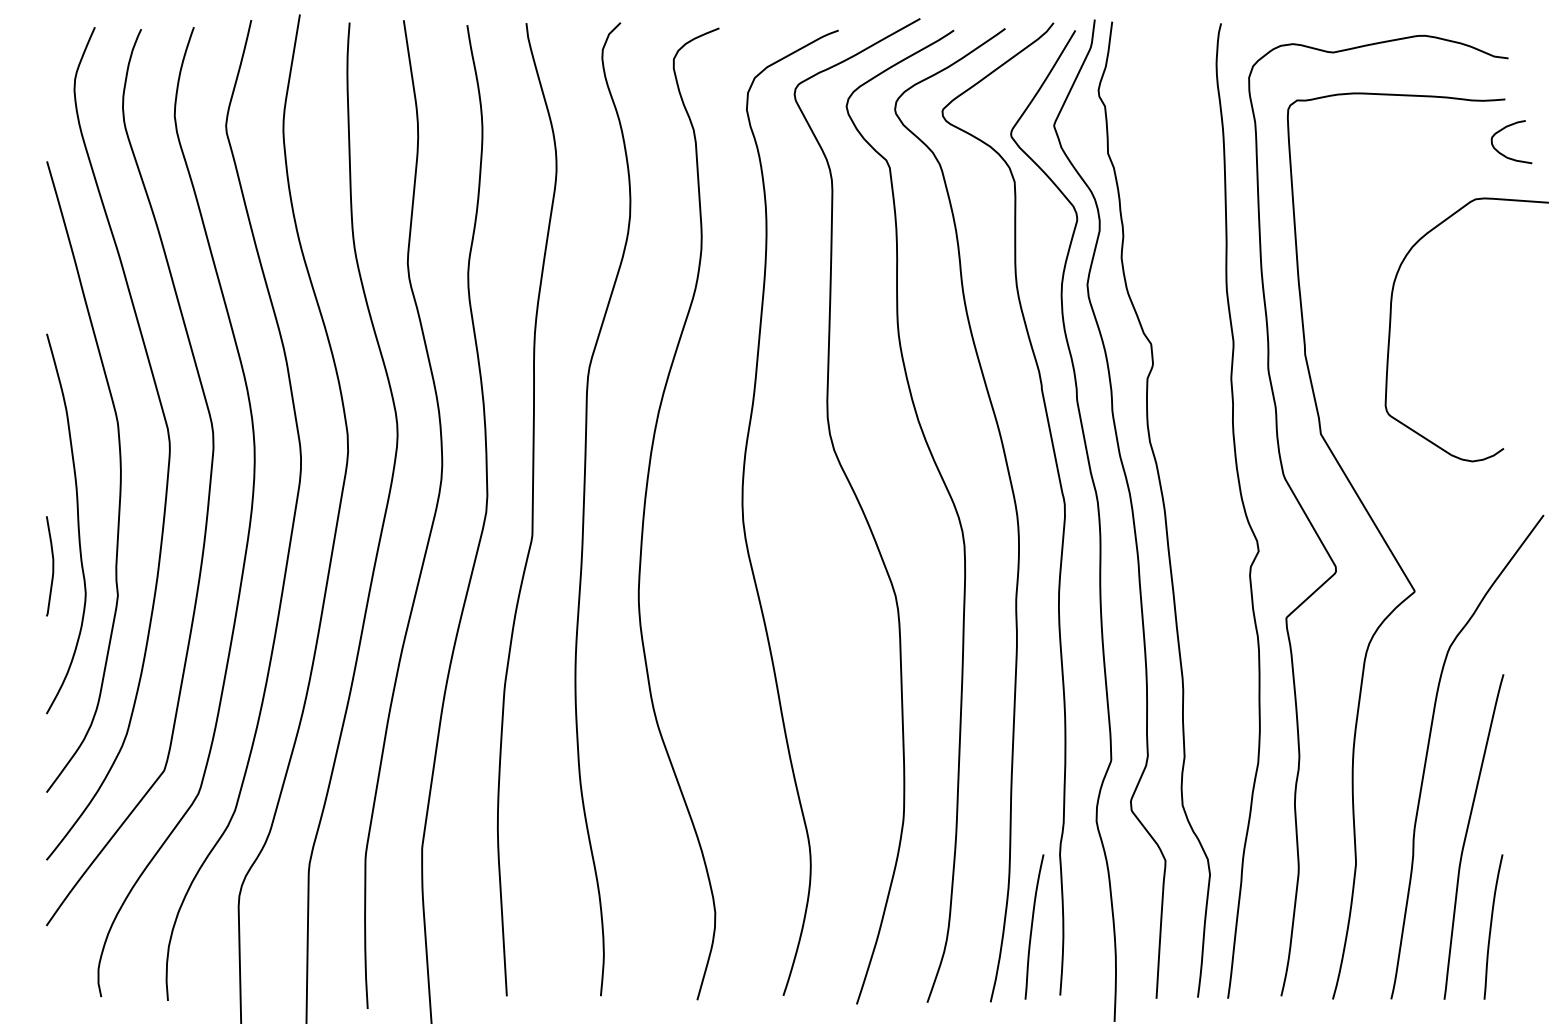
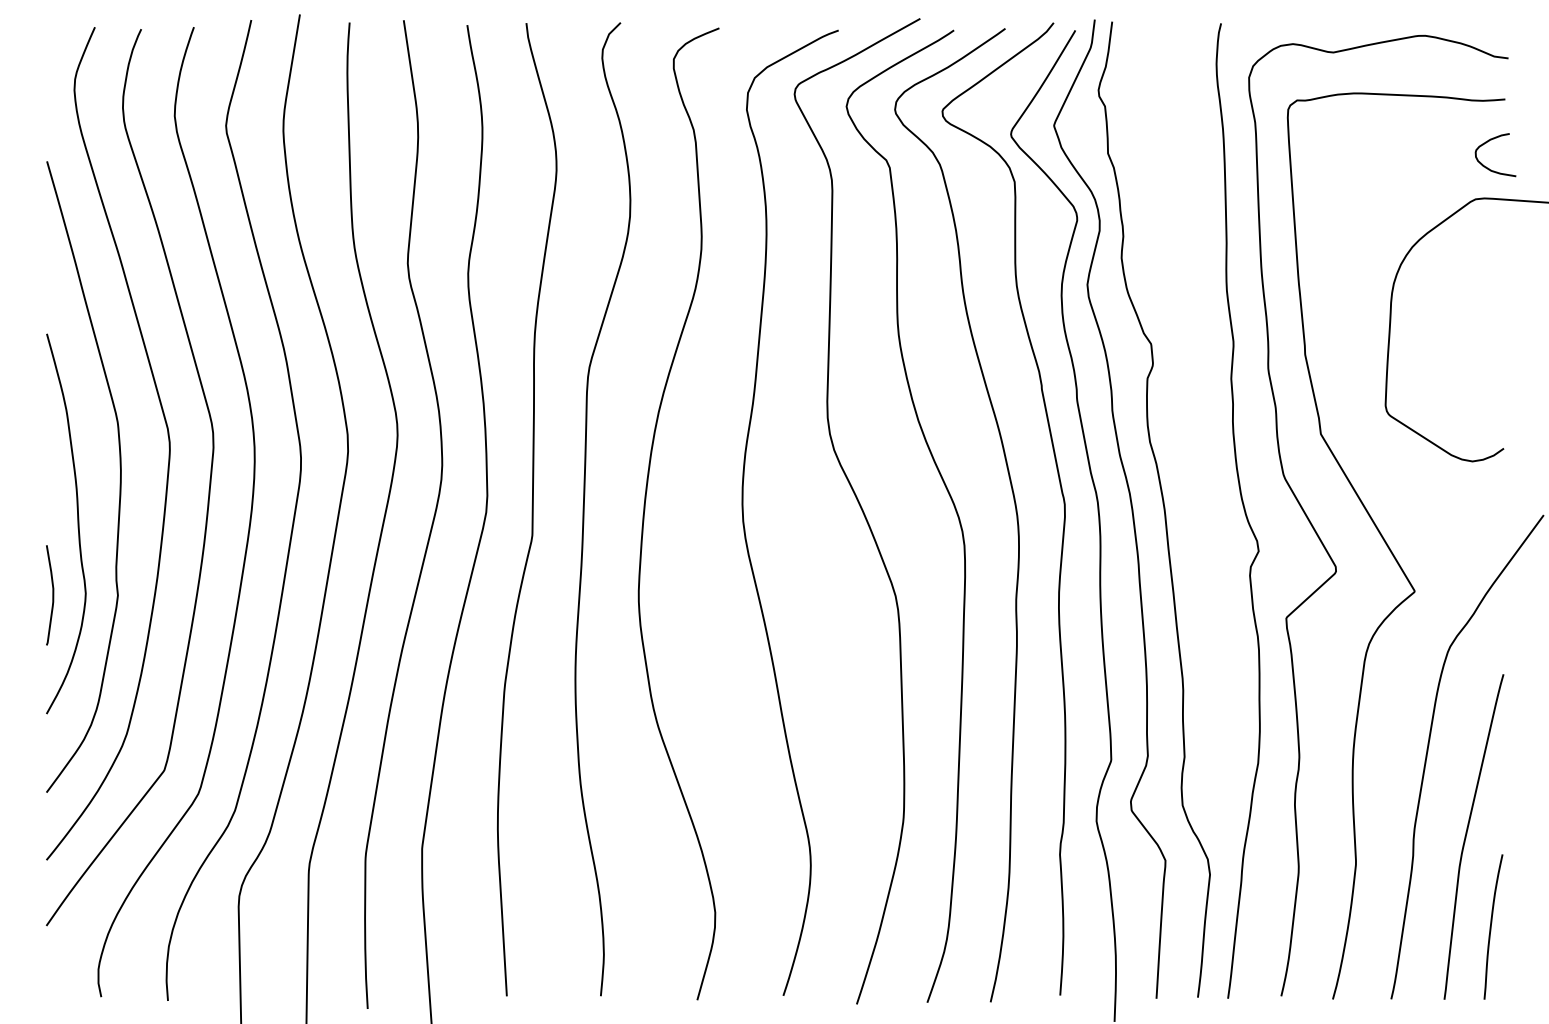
curve position: (1502, 153) -> (1486, 166) (1486, 166)
curve position: (52, 566) -> (52, 595) (52, 595)
curve: present -> none (1032, 926)
